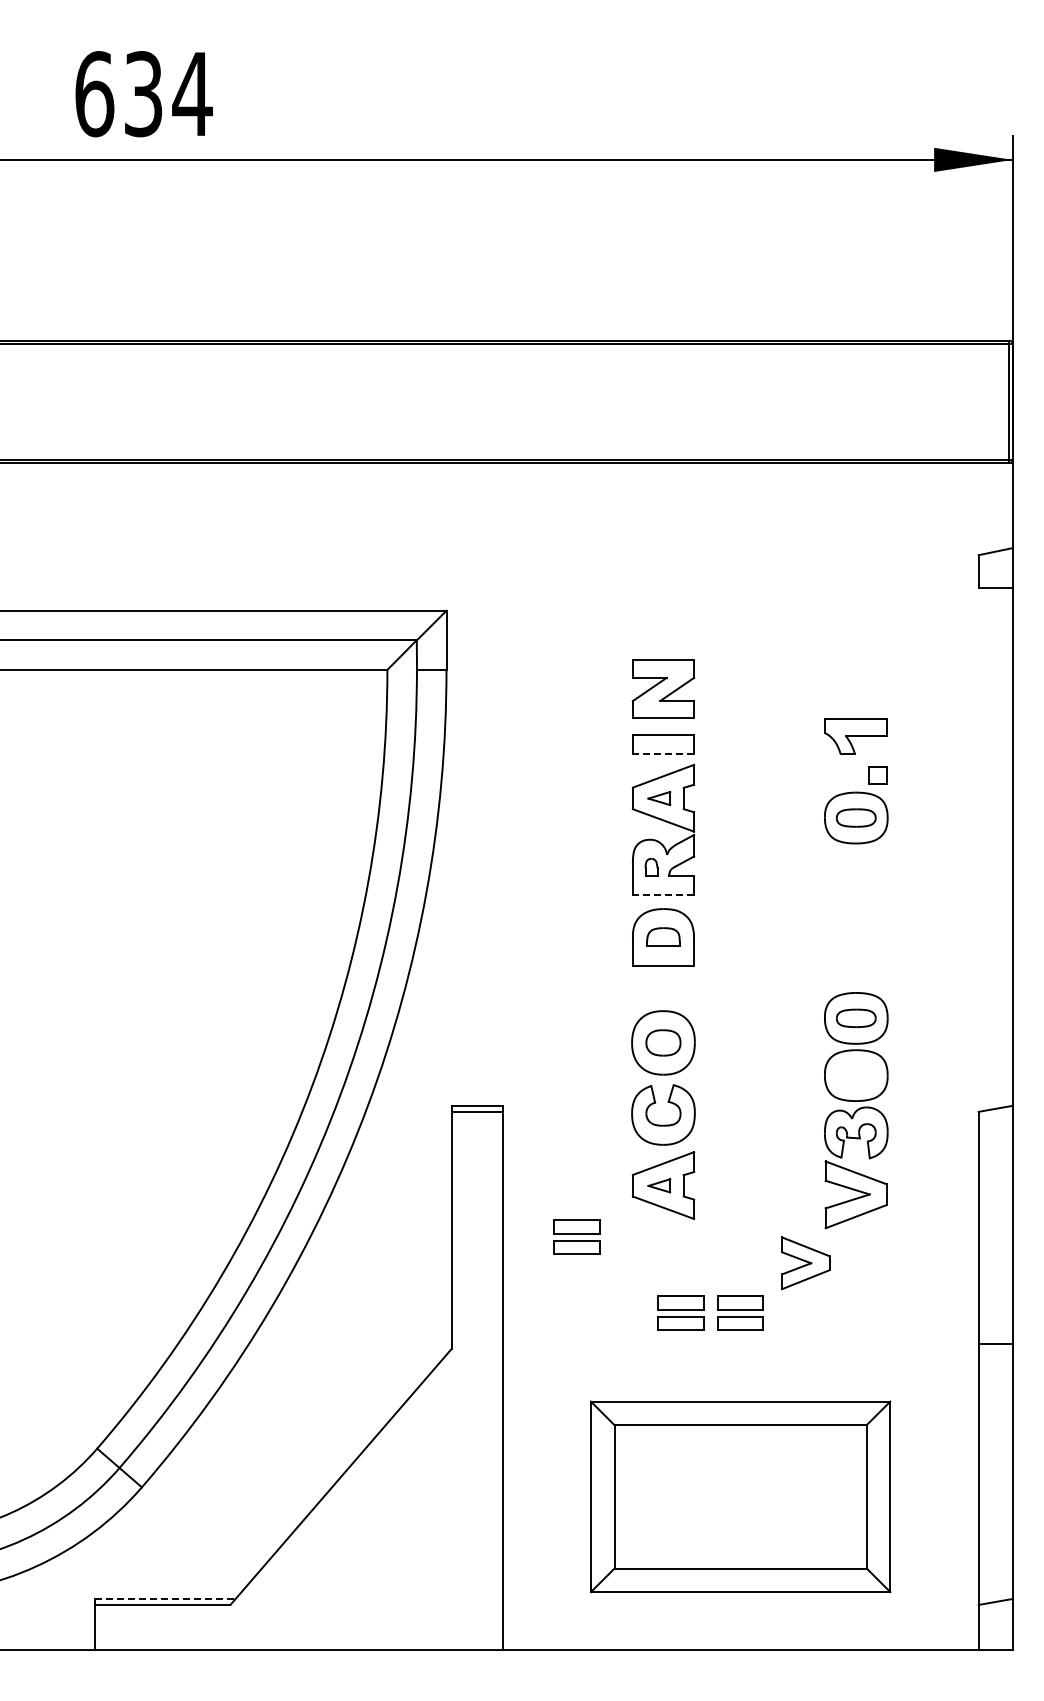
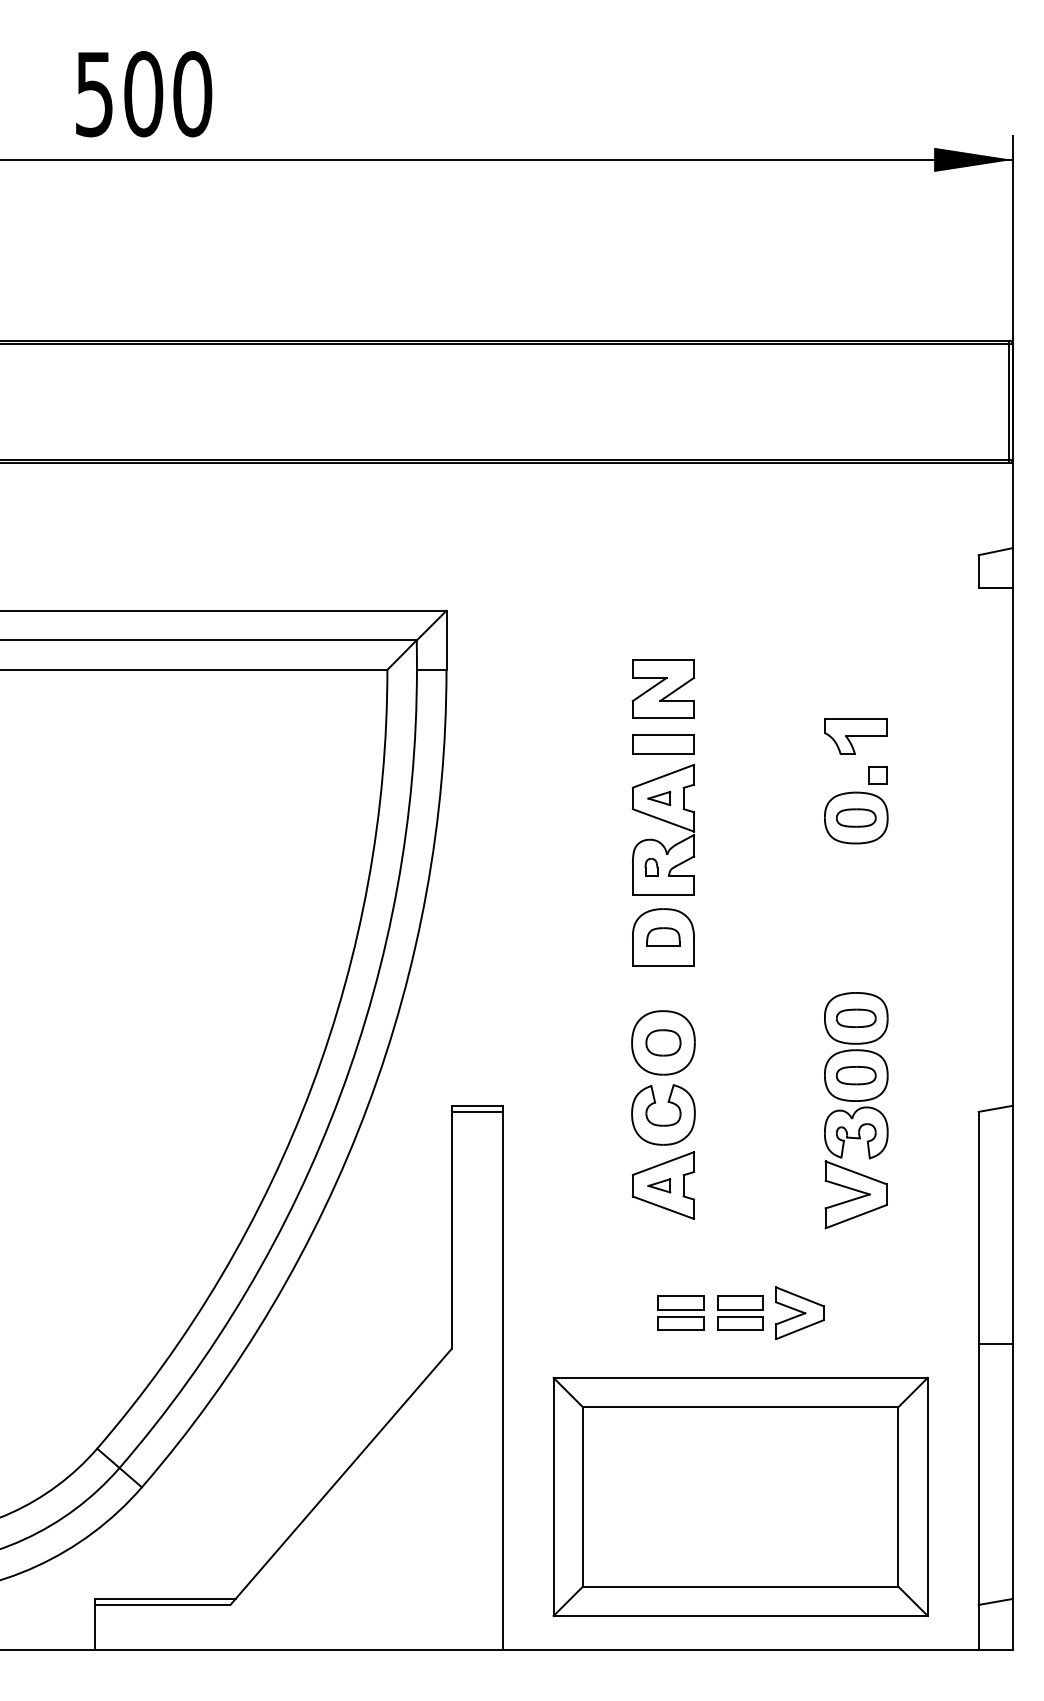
text: 634 -> 500 (143, 94)
line: dashed -> solid (663, 754)
line: dashed -> solid (663, 895)
part: none -> present (856, 1075)
part: present -> none (576, 1236)
part position: (805, 1263) -> (799, 1313) (799, 1313)
part size: 303x194 px -> 377x241 px (740, 1496)
line: dashed -> solid (165, 1598)
